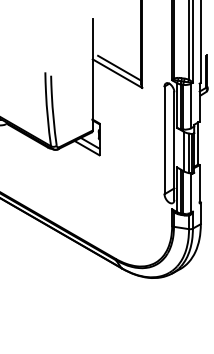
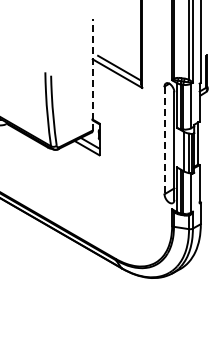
line: solid -> dashed (92, 74)
line: solid -> dashed (164, 140)
